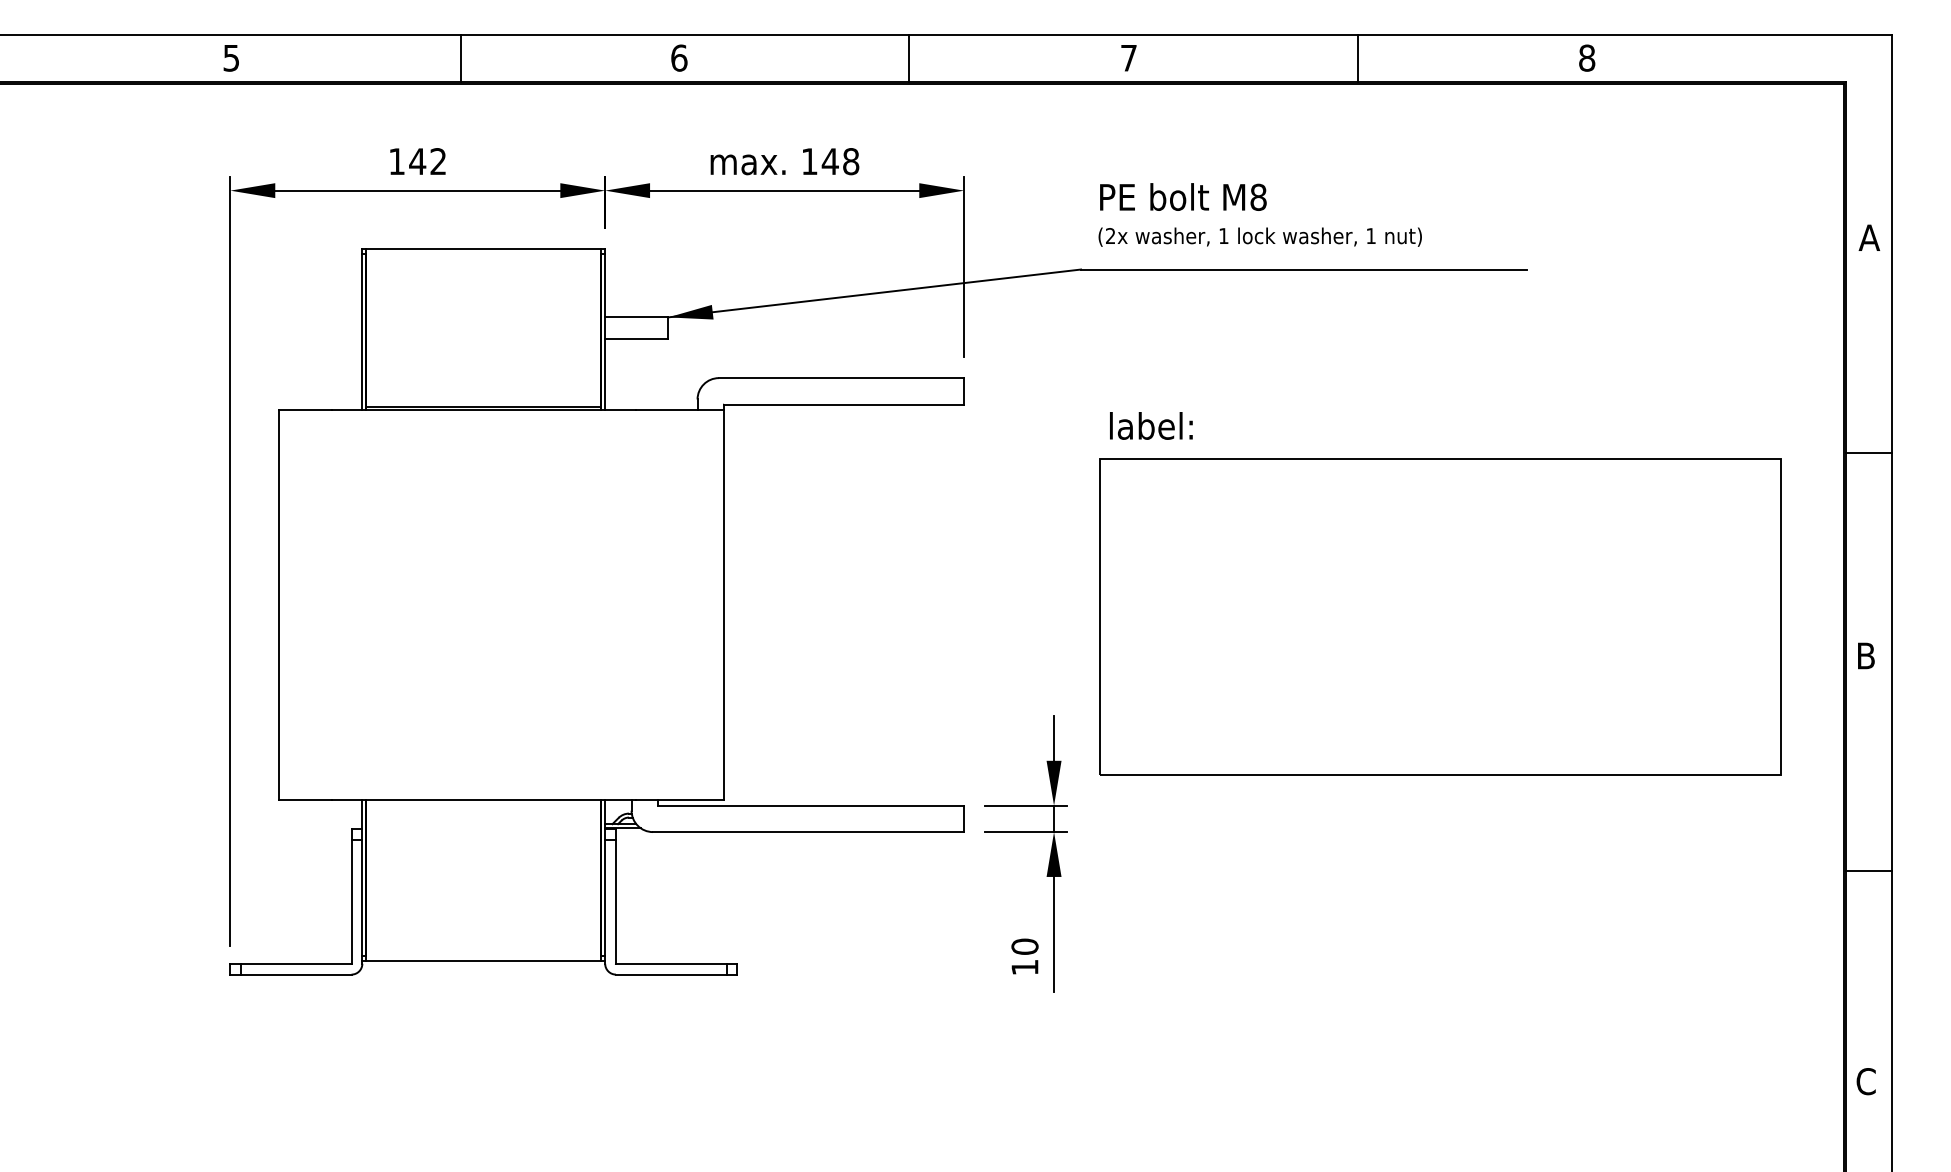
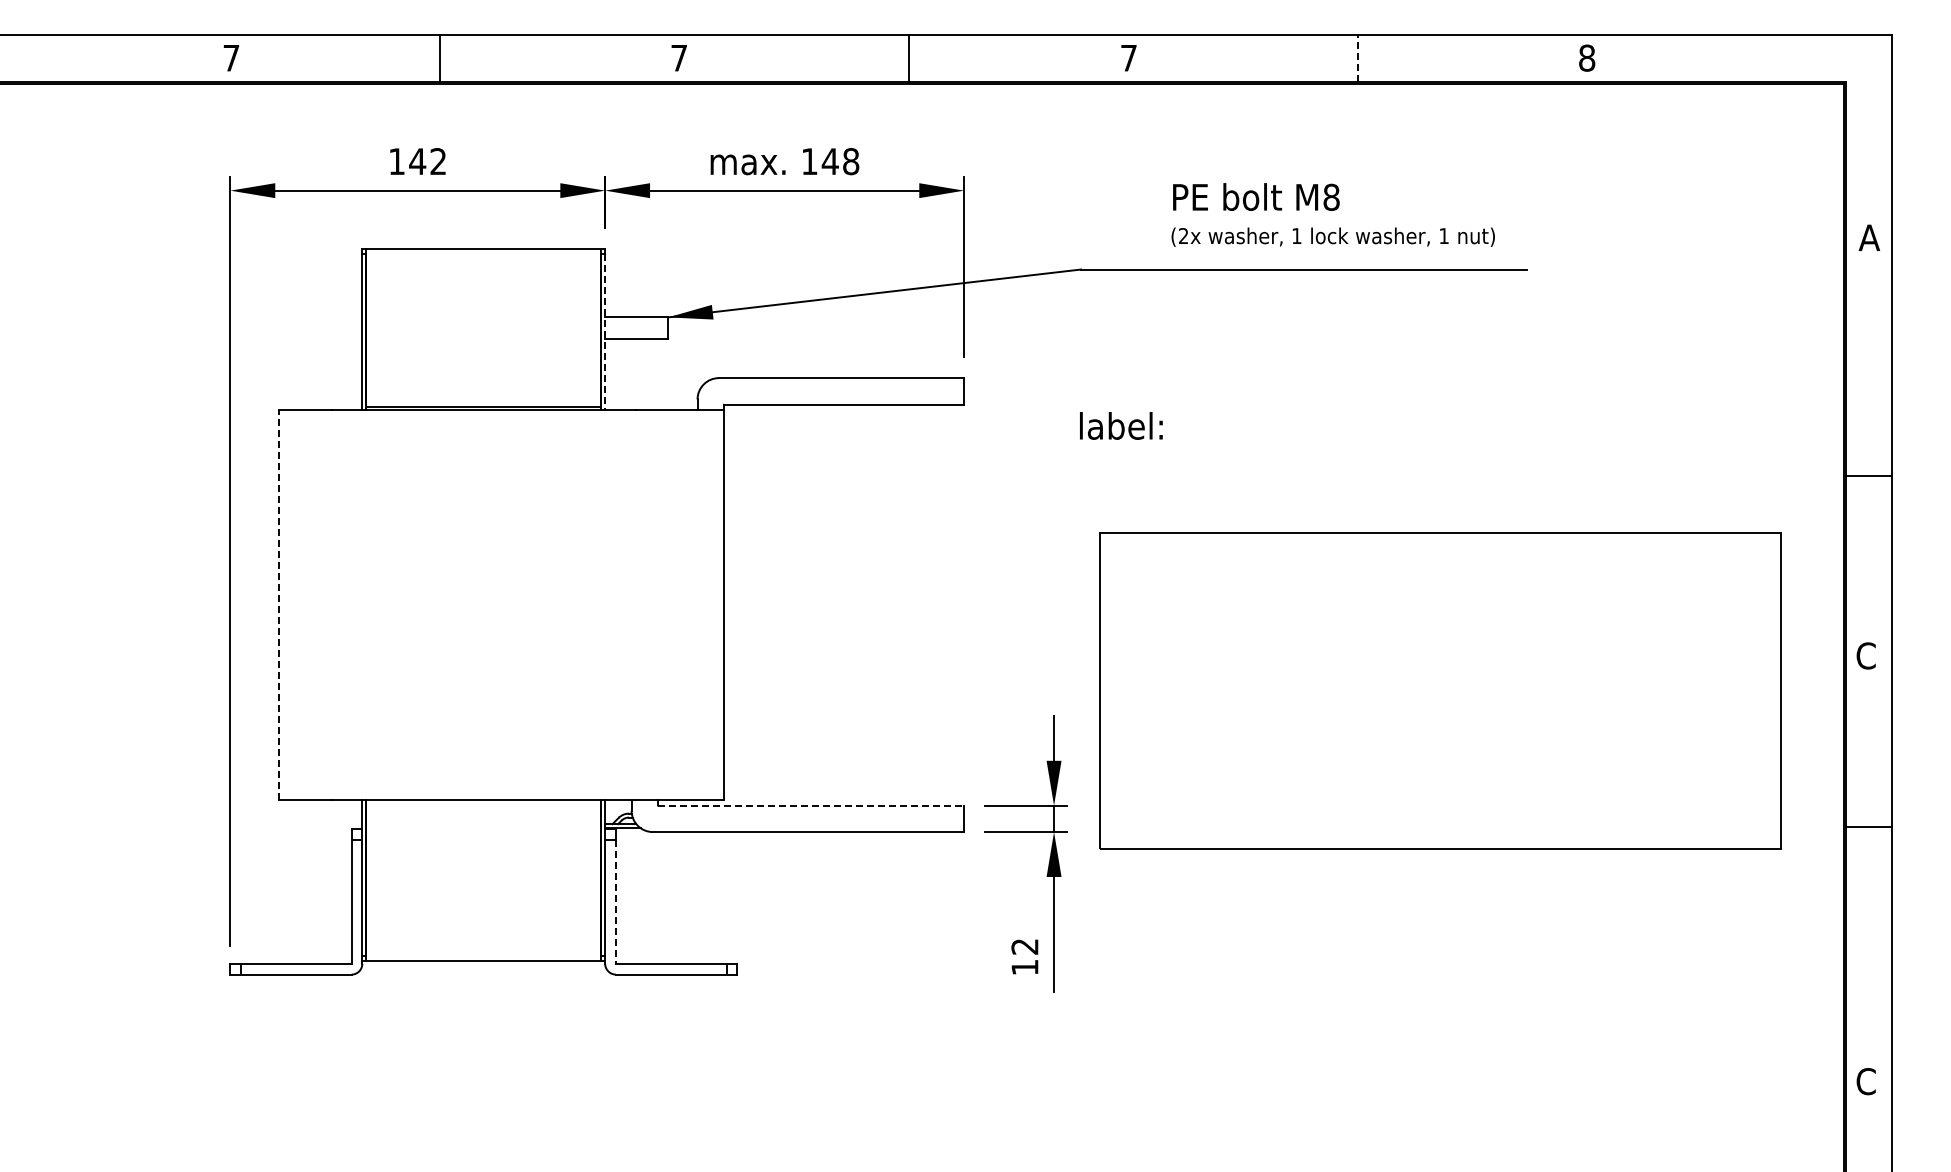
text: 6 -> 7 (679, 57)
line: solid -> dashed (1357, 57)
text: 5 -> 7 (231, 58)
line position: (460, 58) -> (439, 58) (439, 58)
text position: (1259, 214) -> (1332, 214) (1332, 214)
line: solid -> dashed (605, 331)
text position: (1151, 425) -> (1121, 425) (1121, 425)
line position: (1869, 453) -> (1869, 476) (1869, 476)
line: solid -> dashed (279, 604)
part position: (1440, 616) -> (1440, 690) (1440, 690)
text: B -> C (1865, 655)
line: solid -> dashed (811, 805)
line position: (1869, 870) -> (1869, 826) (1869, 826)
line: solid -> dashed (615, 901)
text: 10 -> 12 (1024, 946)
